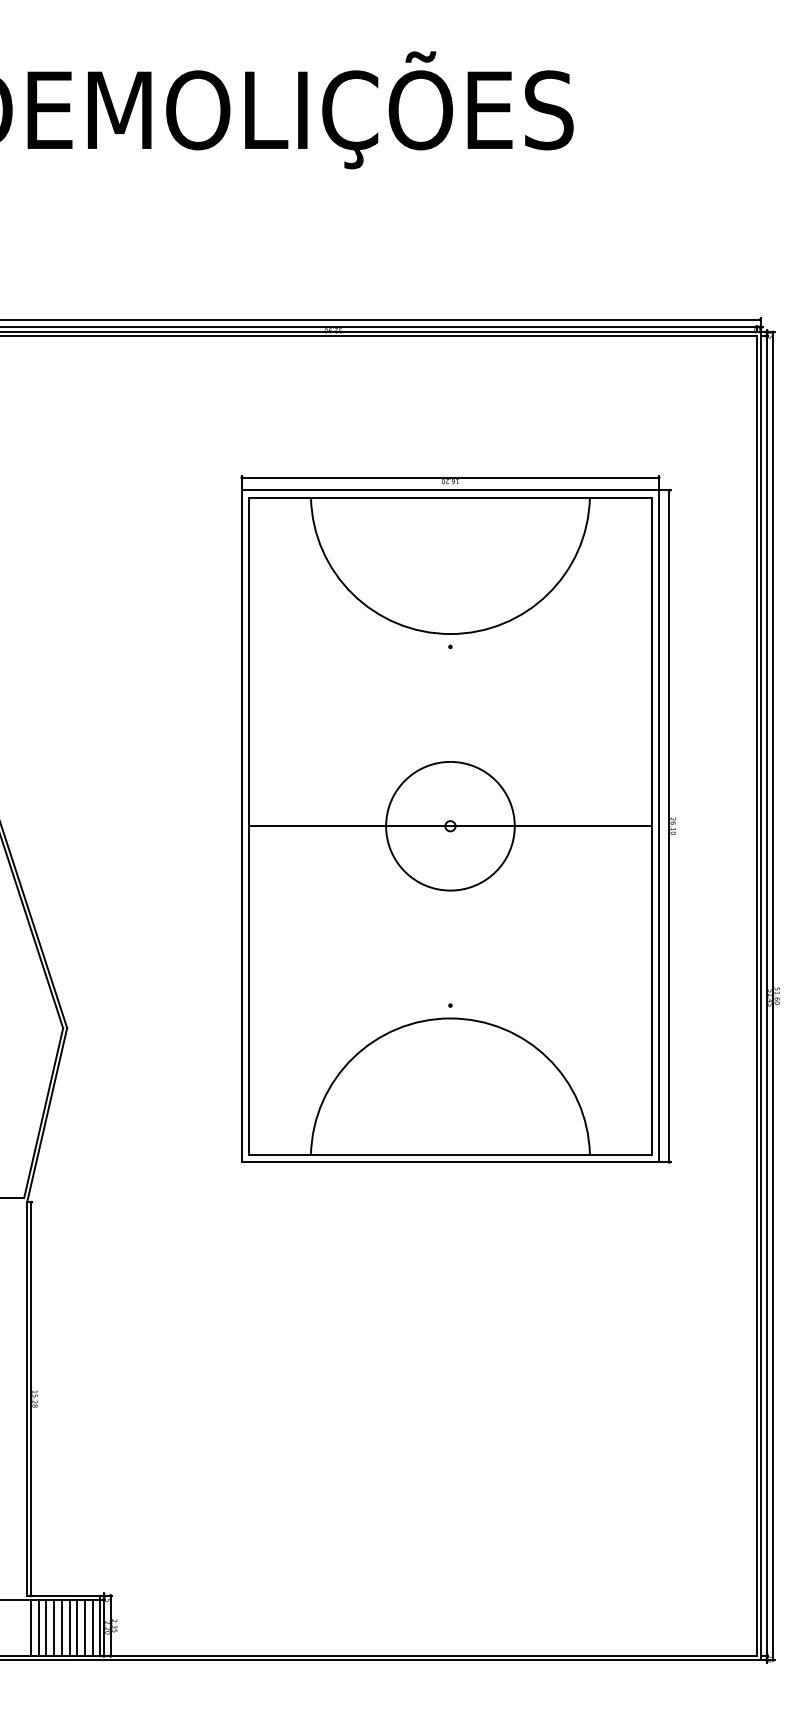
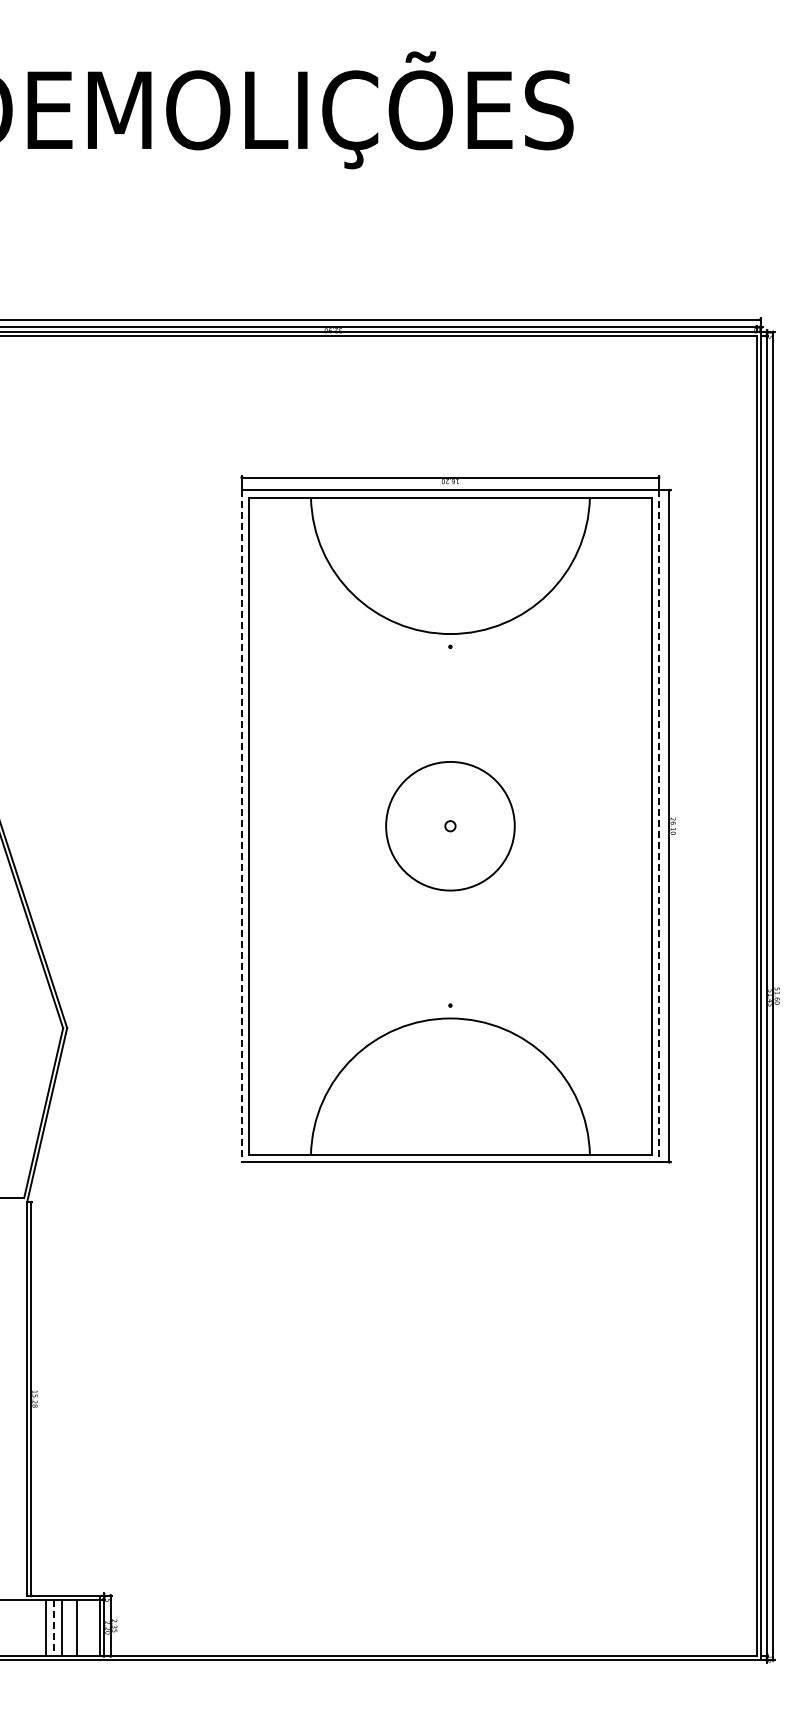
line: solid -> dashed (242, 826)
line: present -> none (450, 826)
line: solid -> dashed (658, 826)
line: present -> none (31, 1627)
line: present -> none (38, 1627)
line: present -> none (69, 1627)
line: present -> none (85, 1627)
line: present -> none (92, 1627)
line: solid -> dashed (54, 1628)
